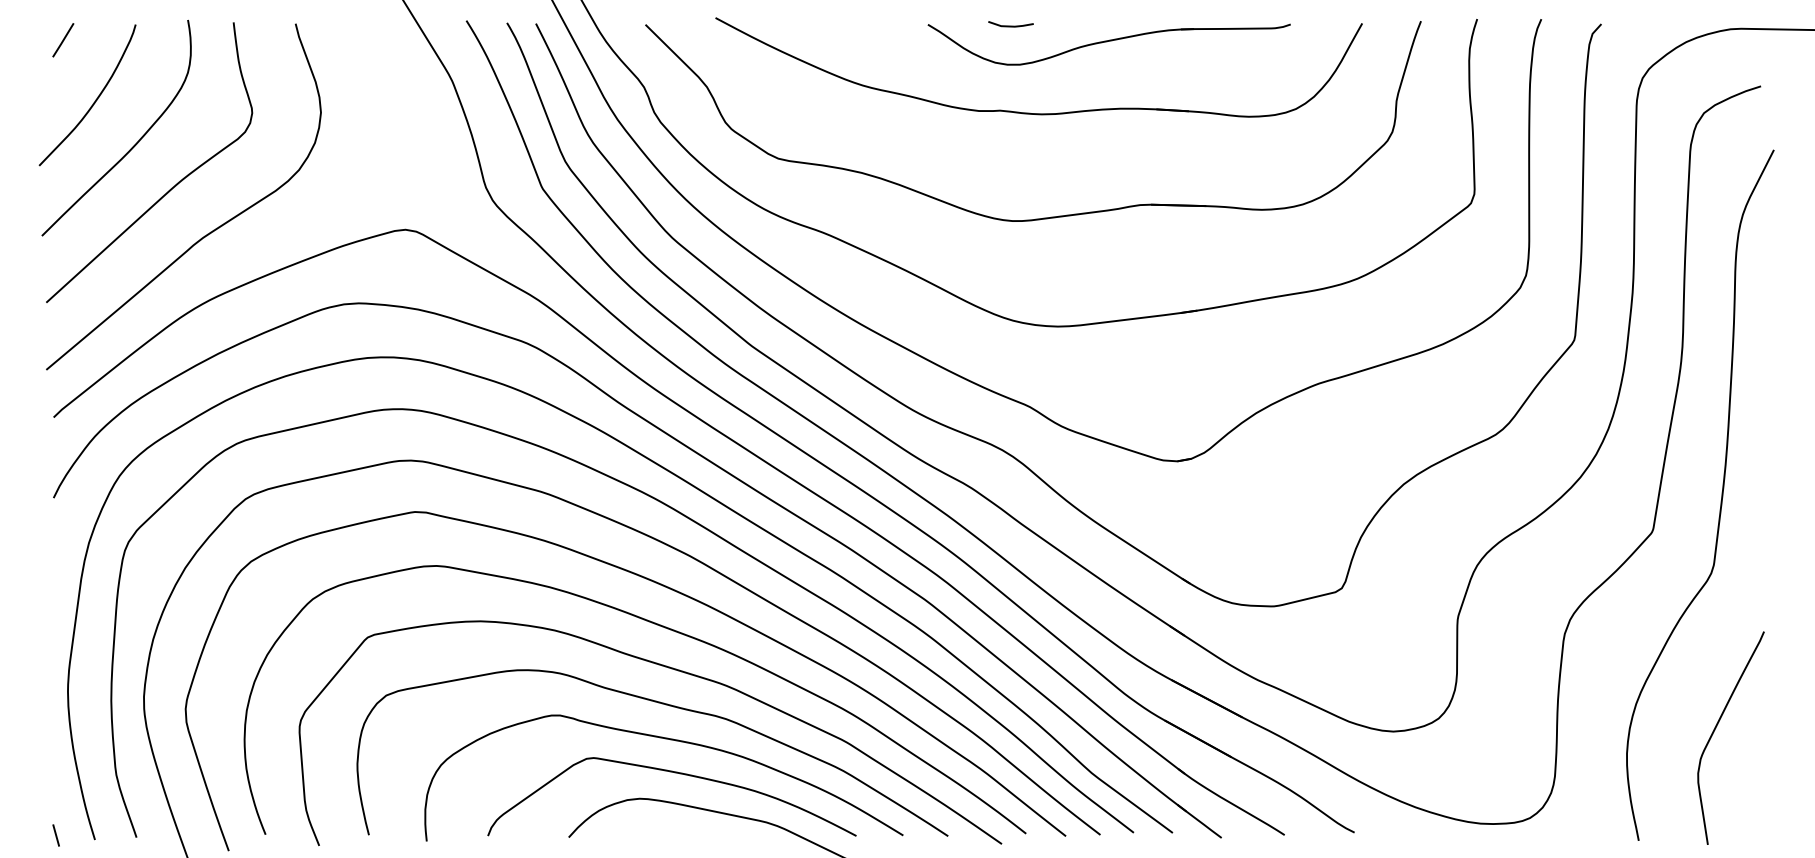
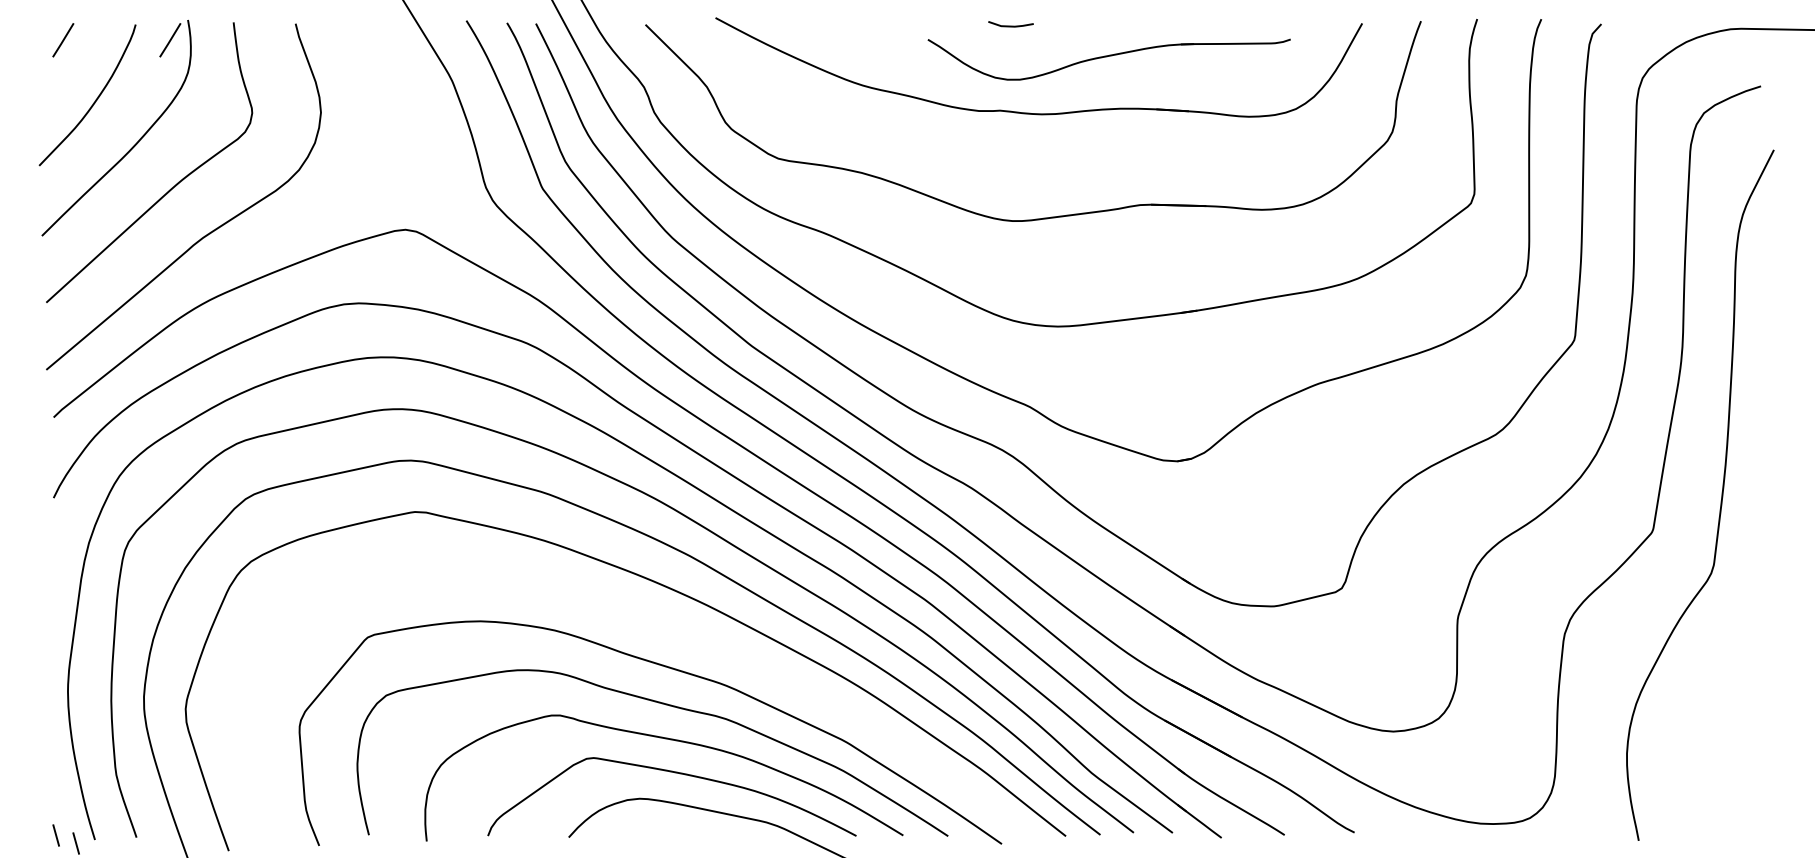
line: none -> present (170, 40)
part position: (1108, 44) -> (1108, 59) (1108, 59)
curve: present -> none (659, 626)
curve: present -> none (1715, 730)
line: none -> present (75, 843)
